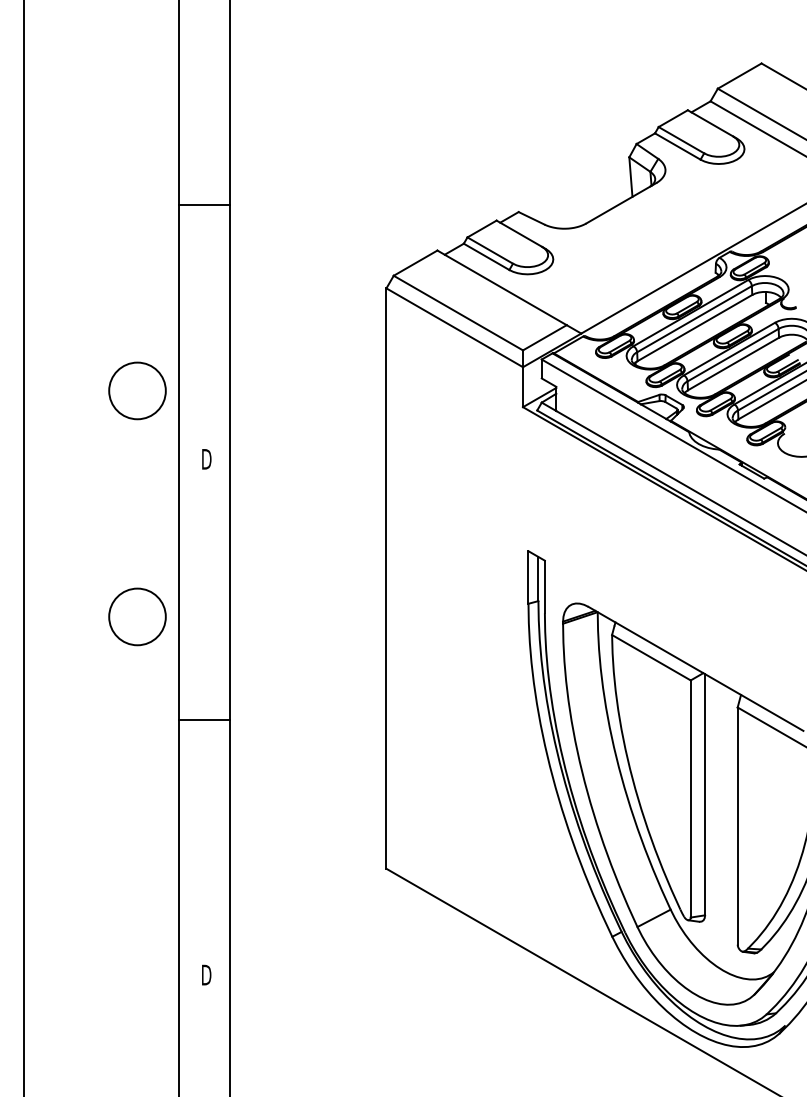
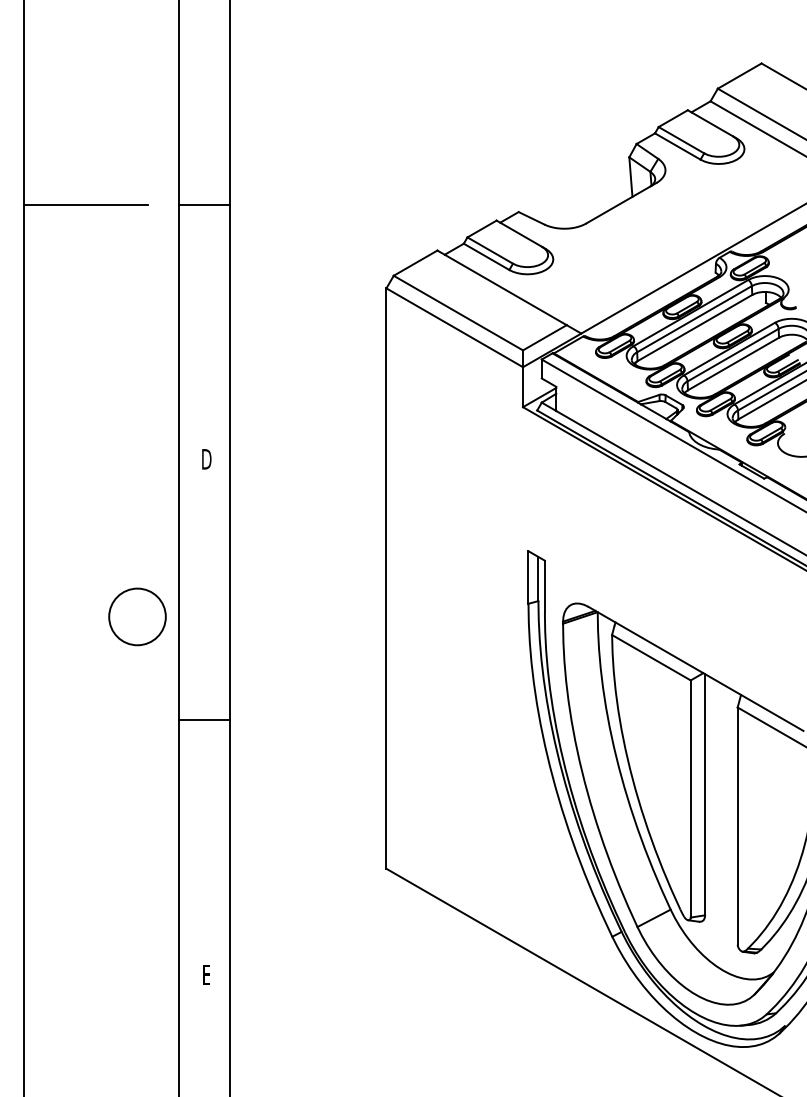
line: none -> present (85, 204)
circle: present -> none (137, 390)
text: D -> E (206, 974)
